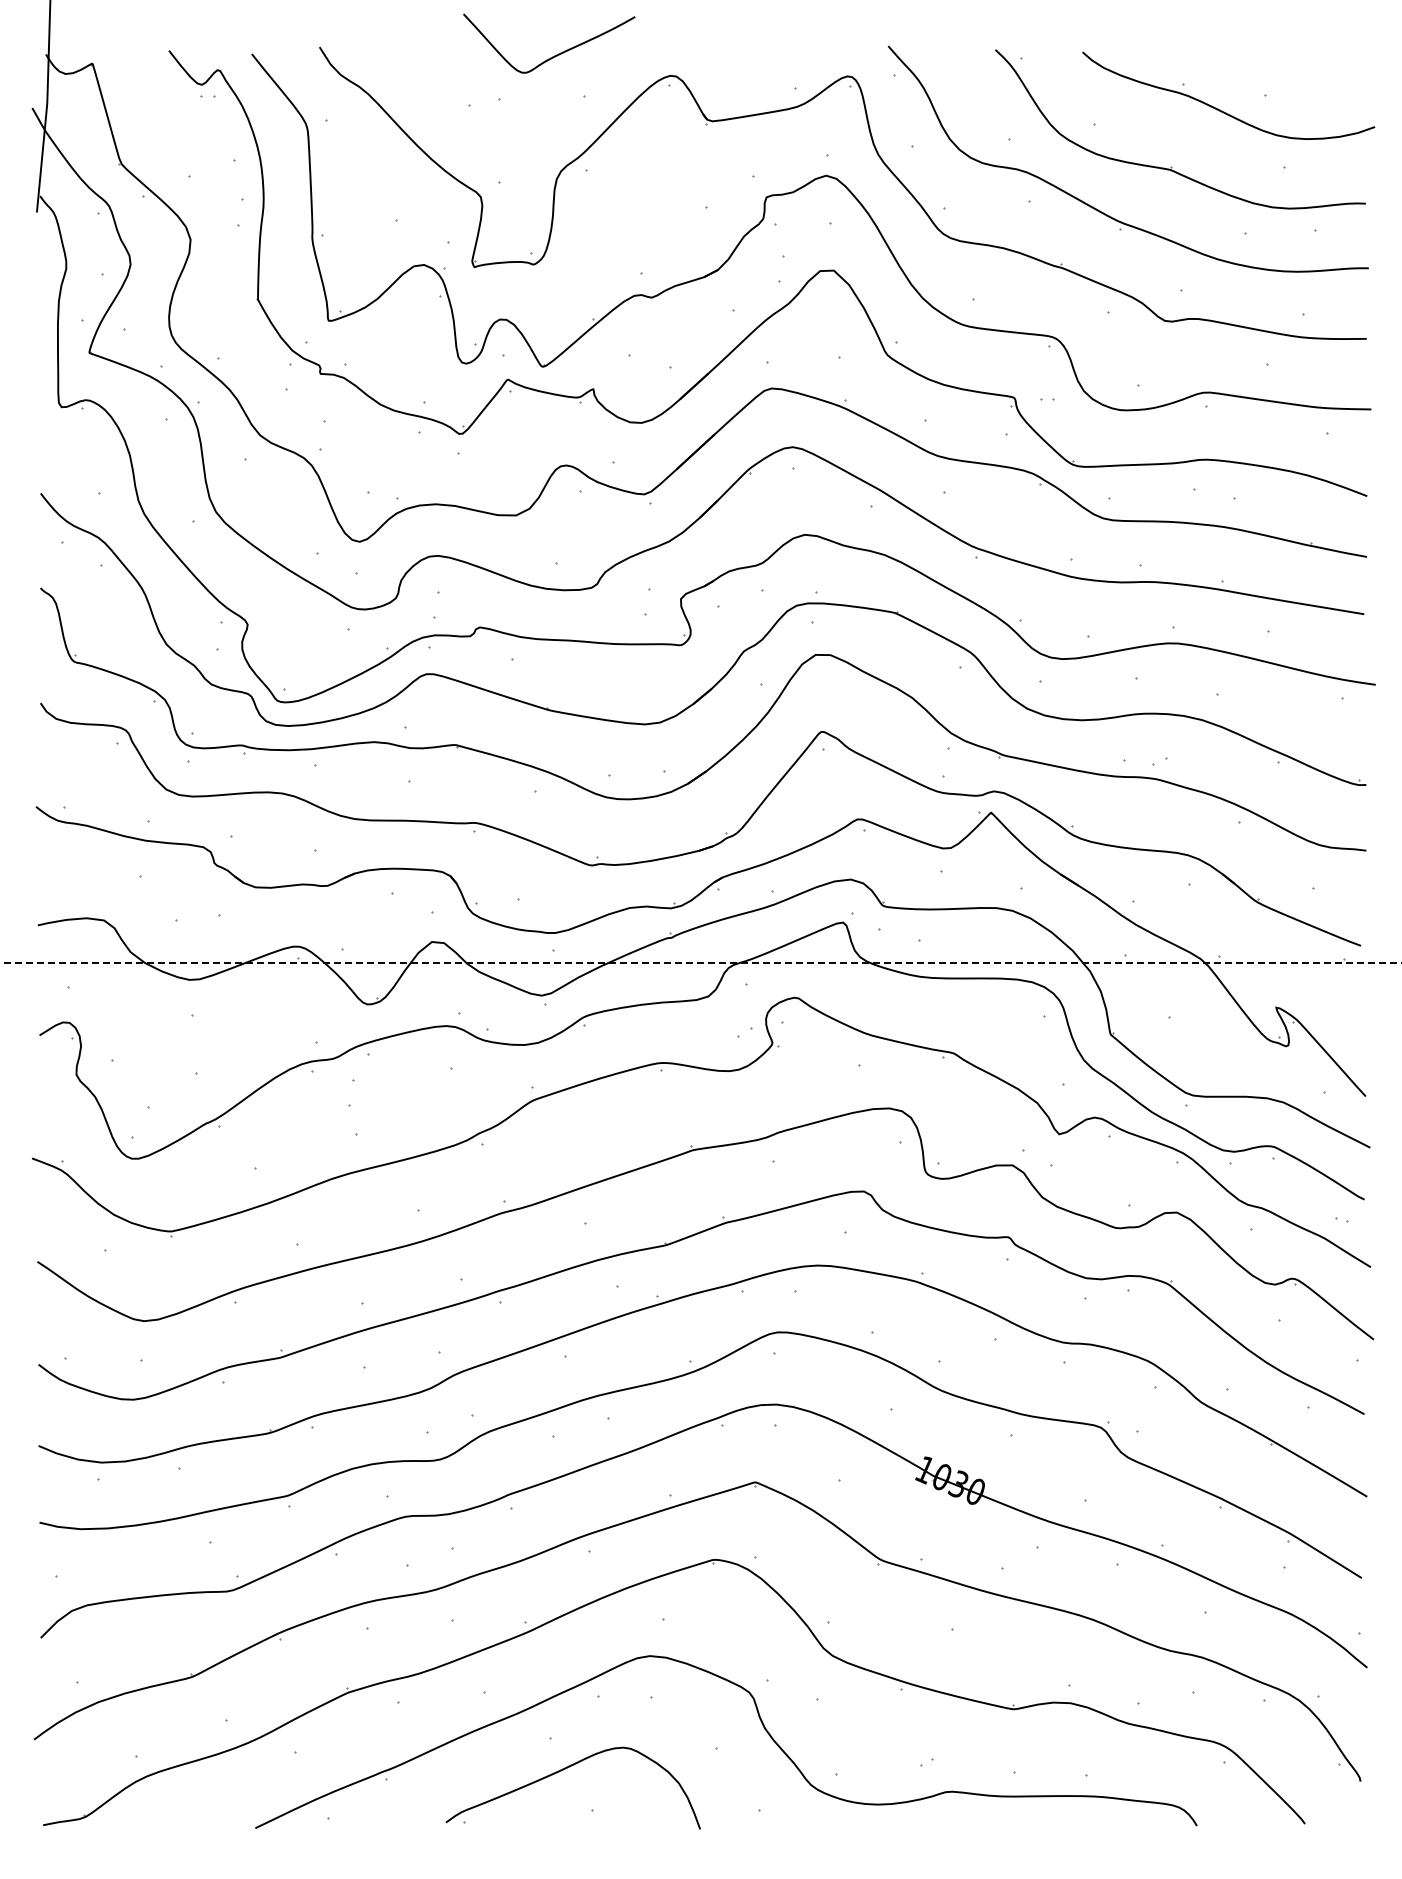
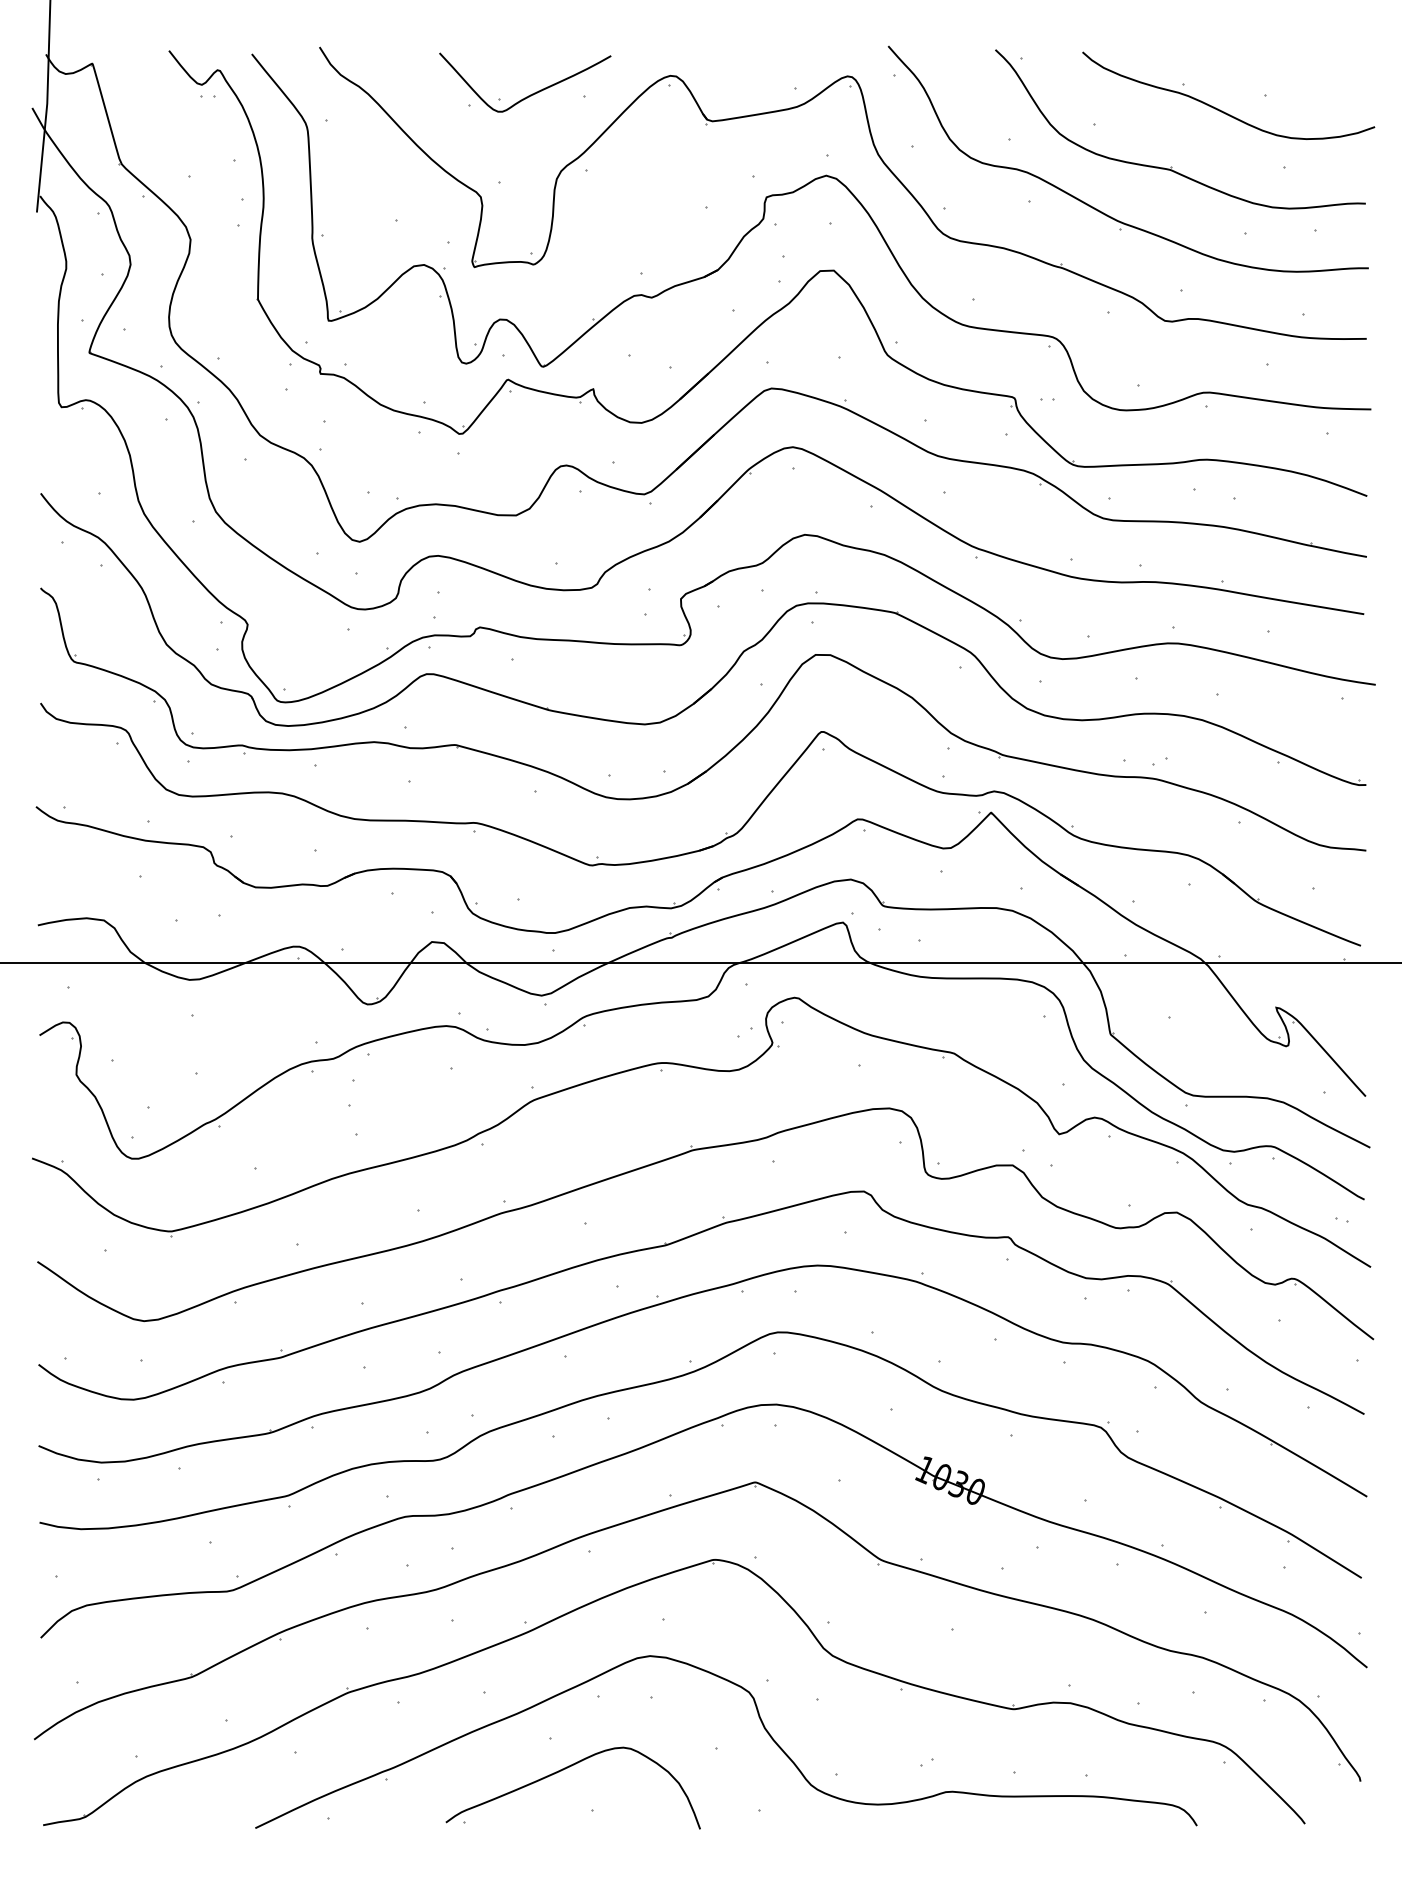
curve position: (554, 55) -> (530, 94) (530, 94)
line: dashed -> solid (700, 962)
